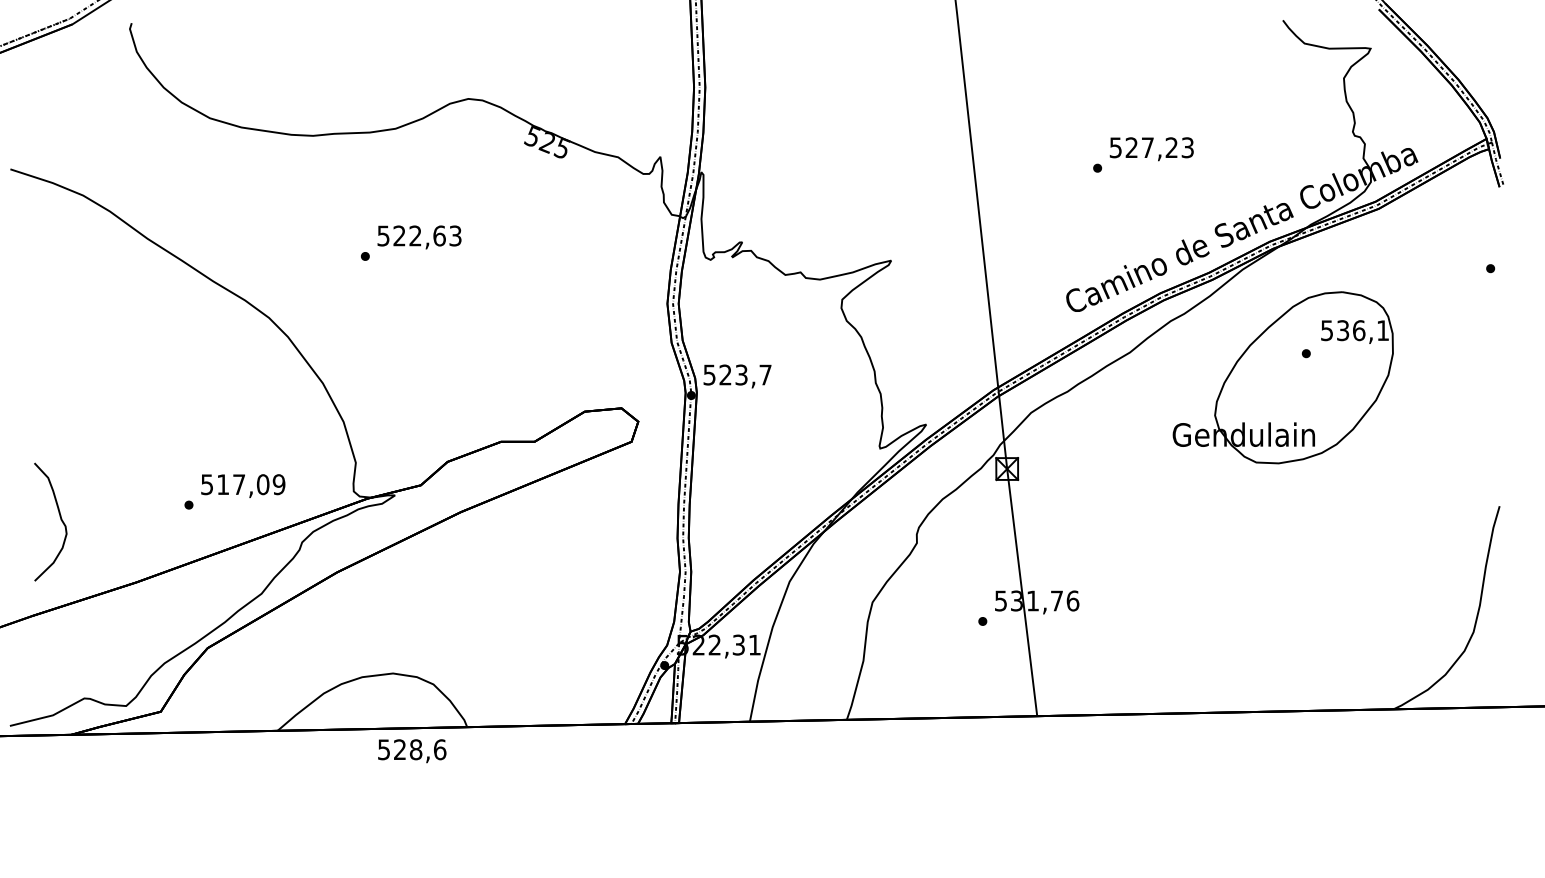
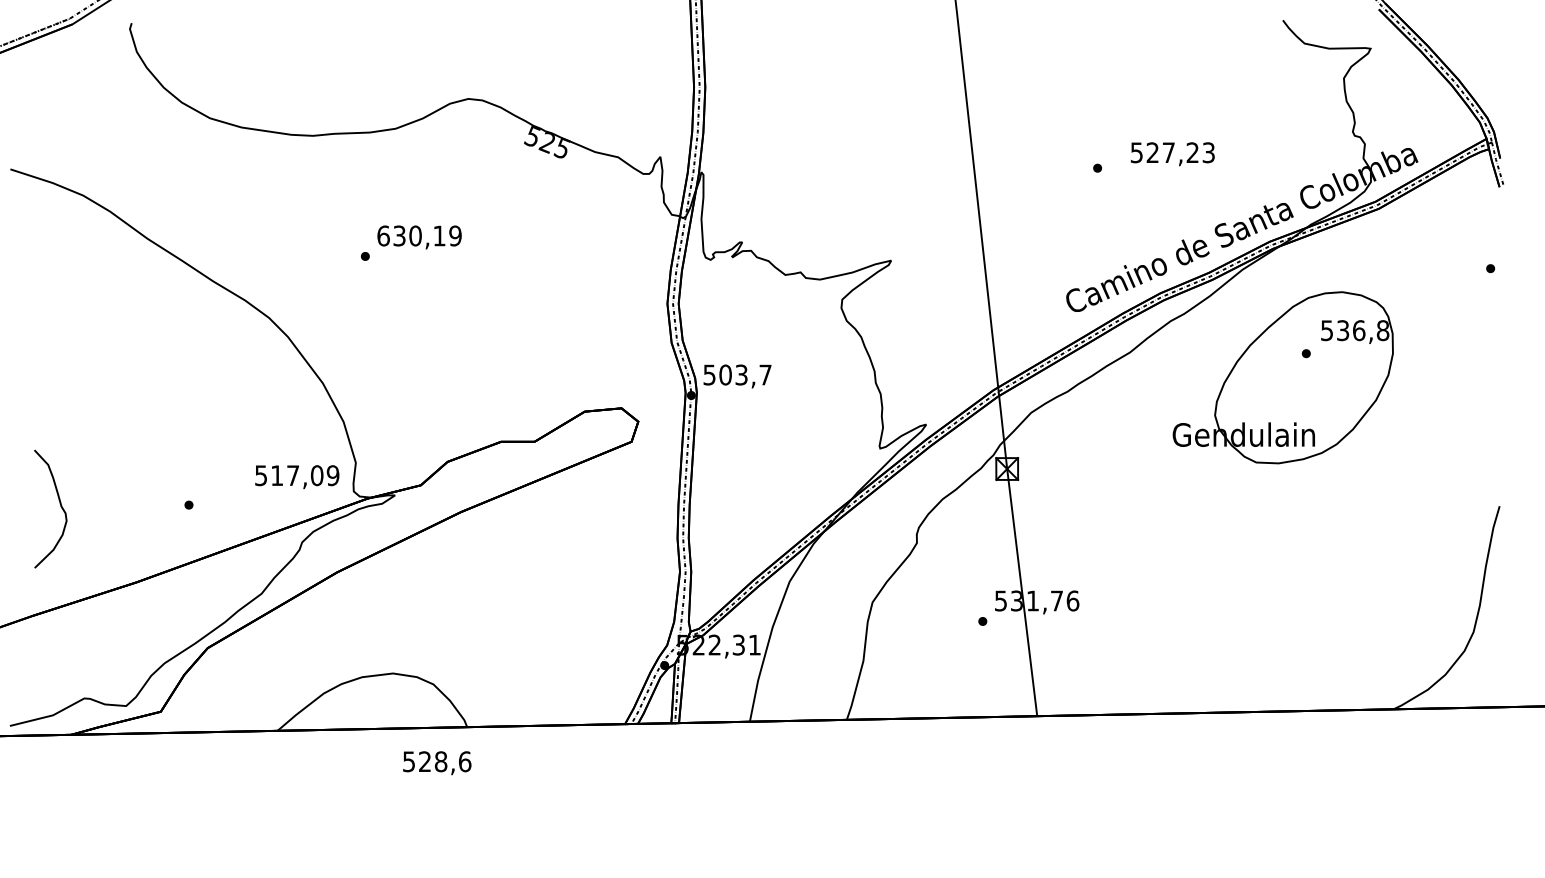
text position: (1151, 149) -> (1172, 154) (1172, 154)
text: 522,63 -> 630,19 (419, 235)
text: 536,1 -> 536,8 (1382, 330)
text: 523,7 -> 503,7 (725, 374)
text position: (243, 485) -> (297, 476) (297, 476)
curve position: (60, 519) -> (60, 506) (60, 506)
text position: (412, 751) -> (437, 763) (437, 763)
